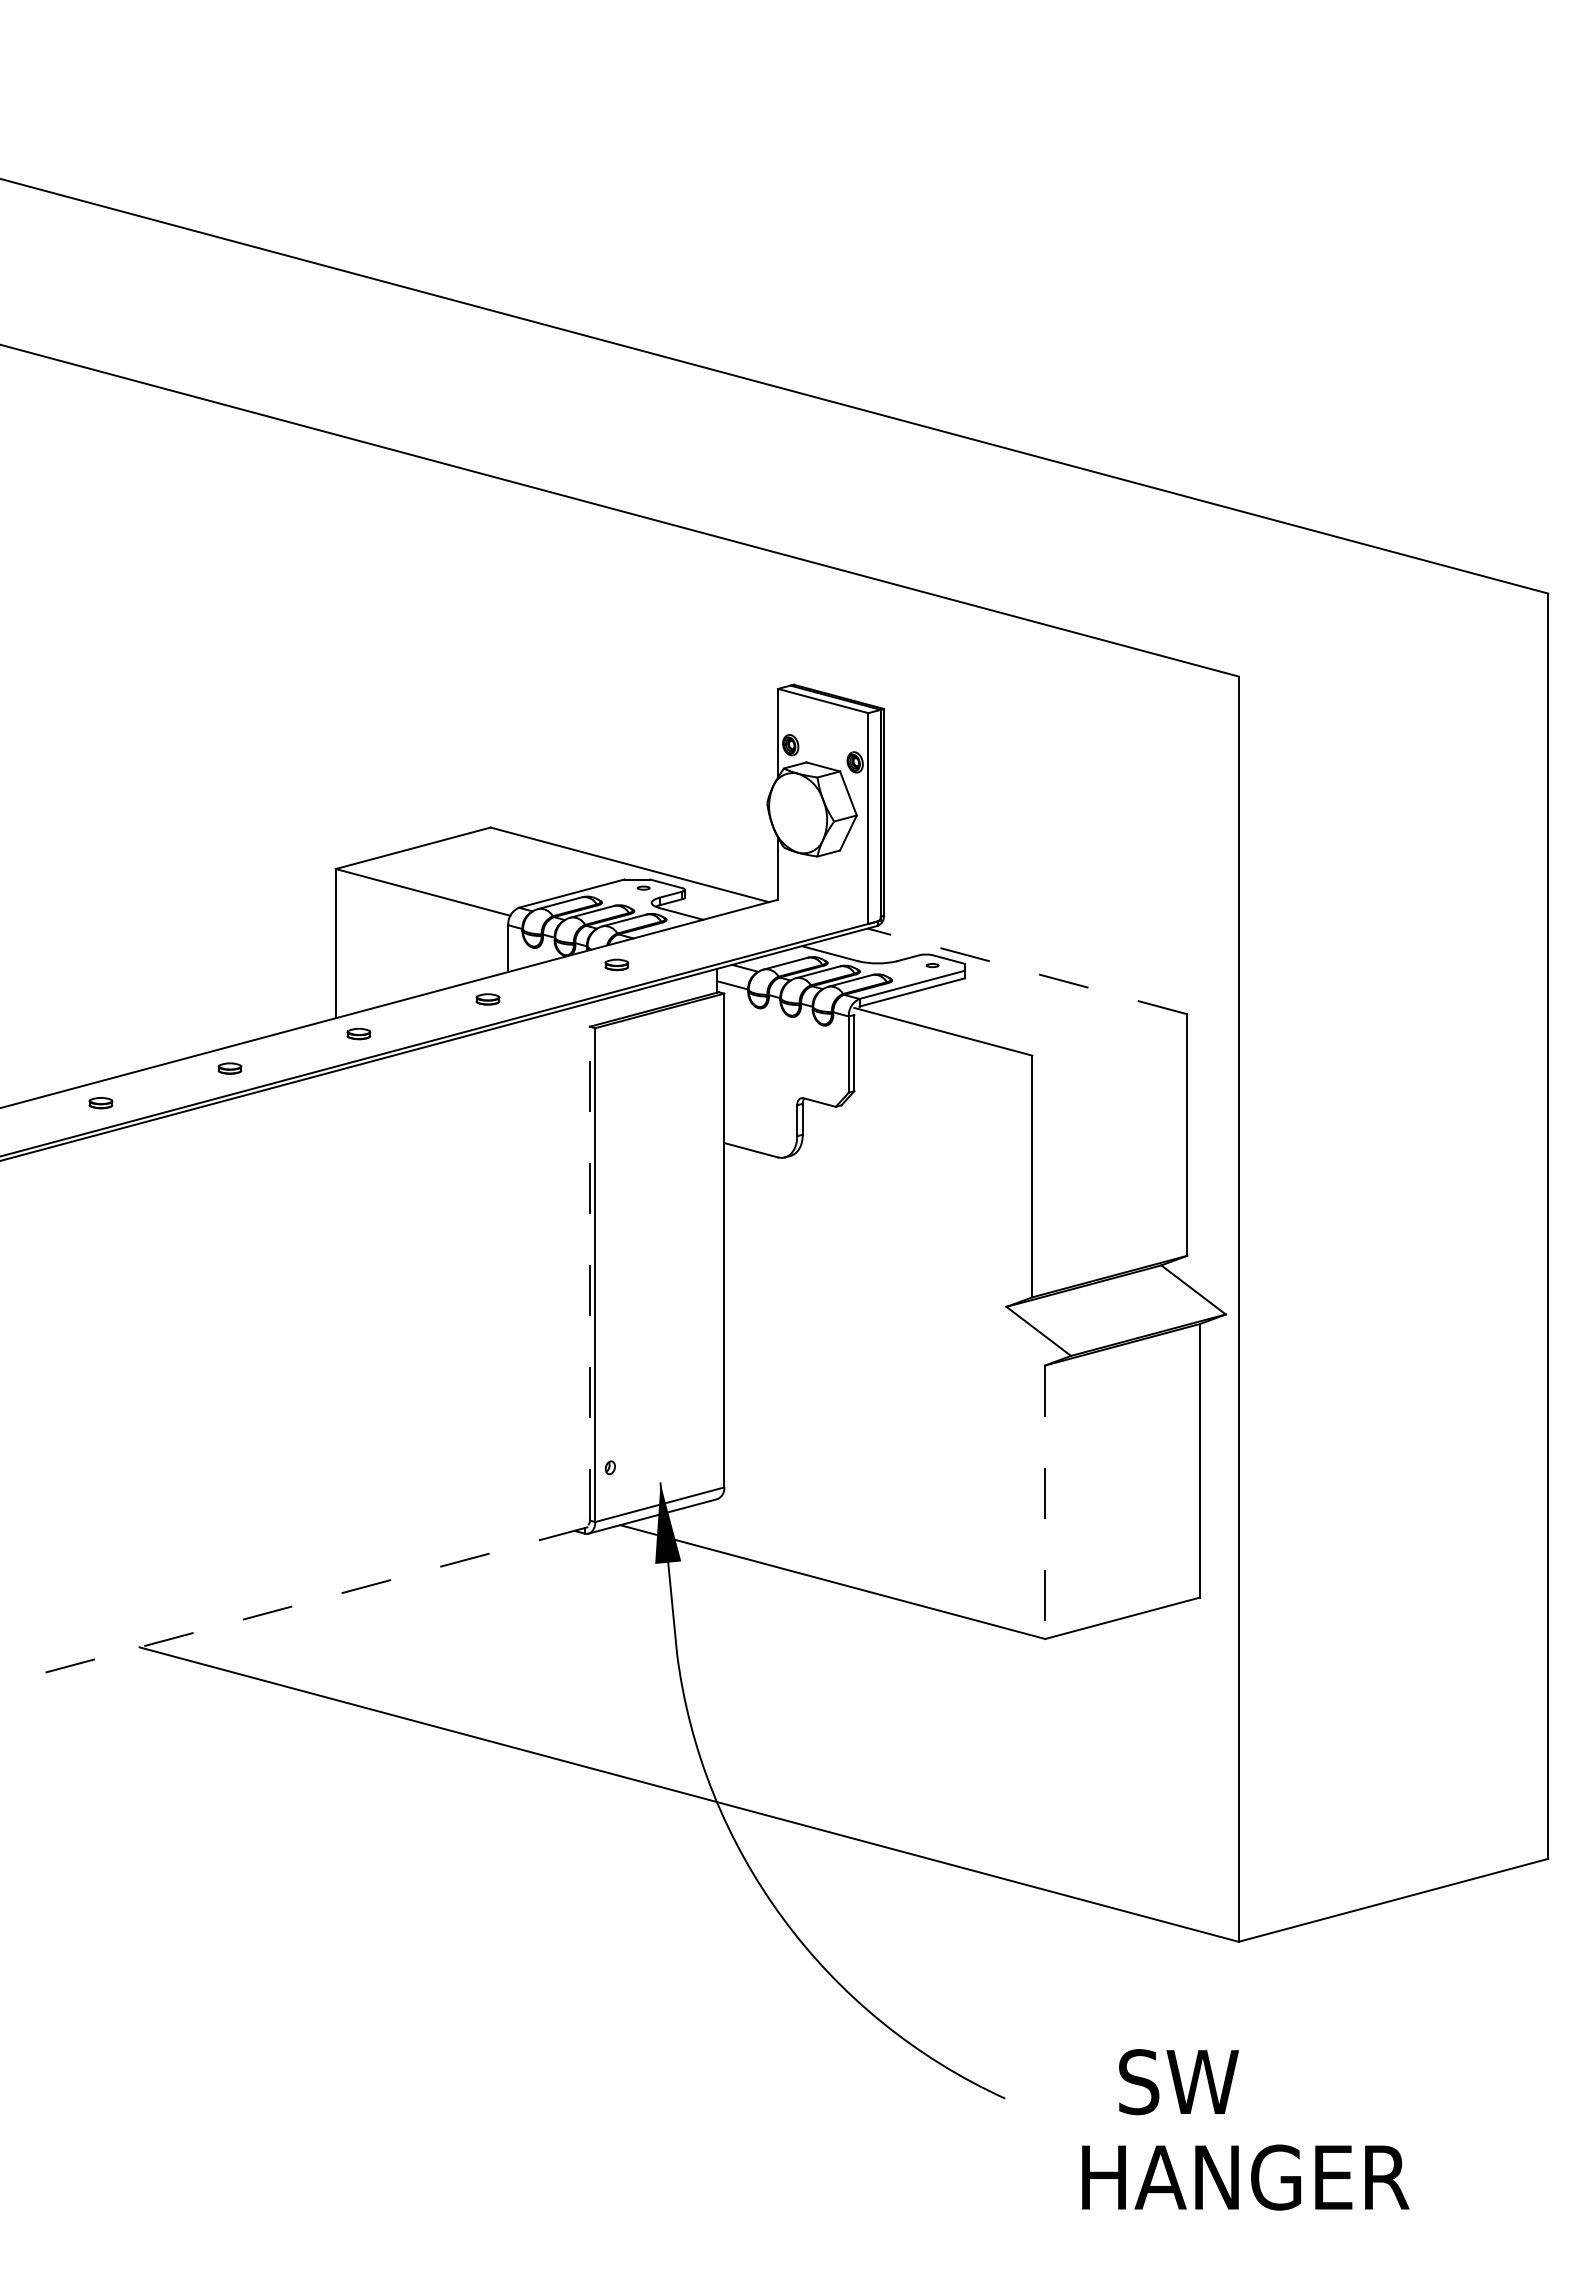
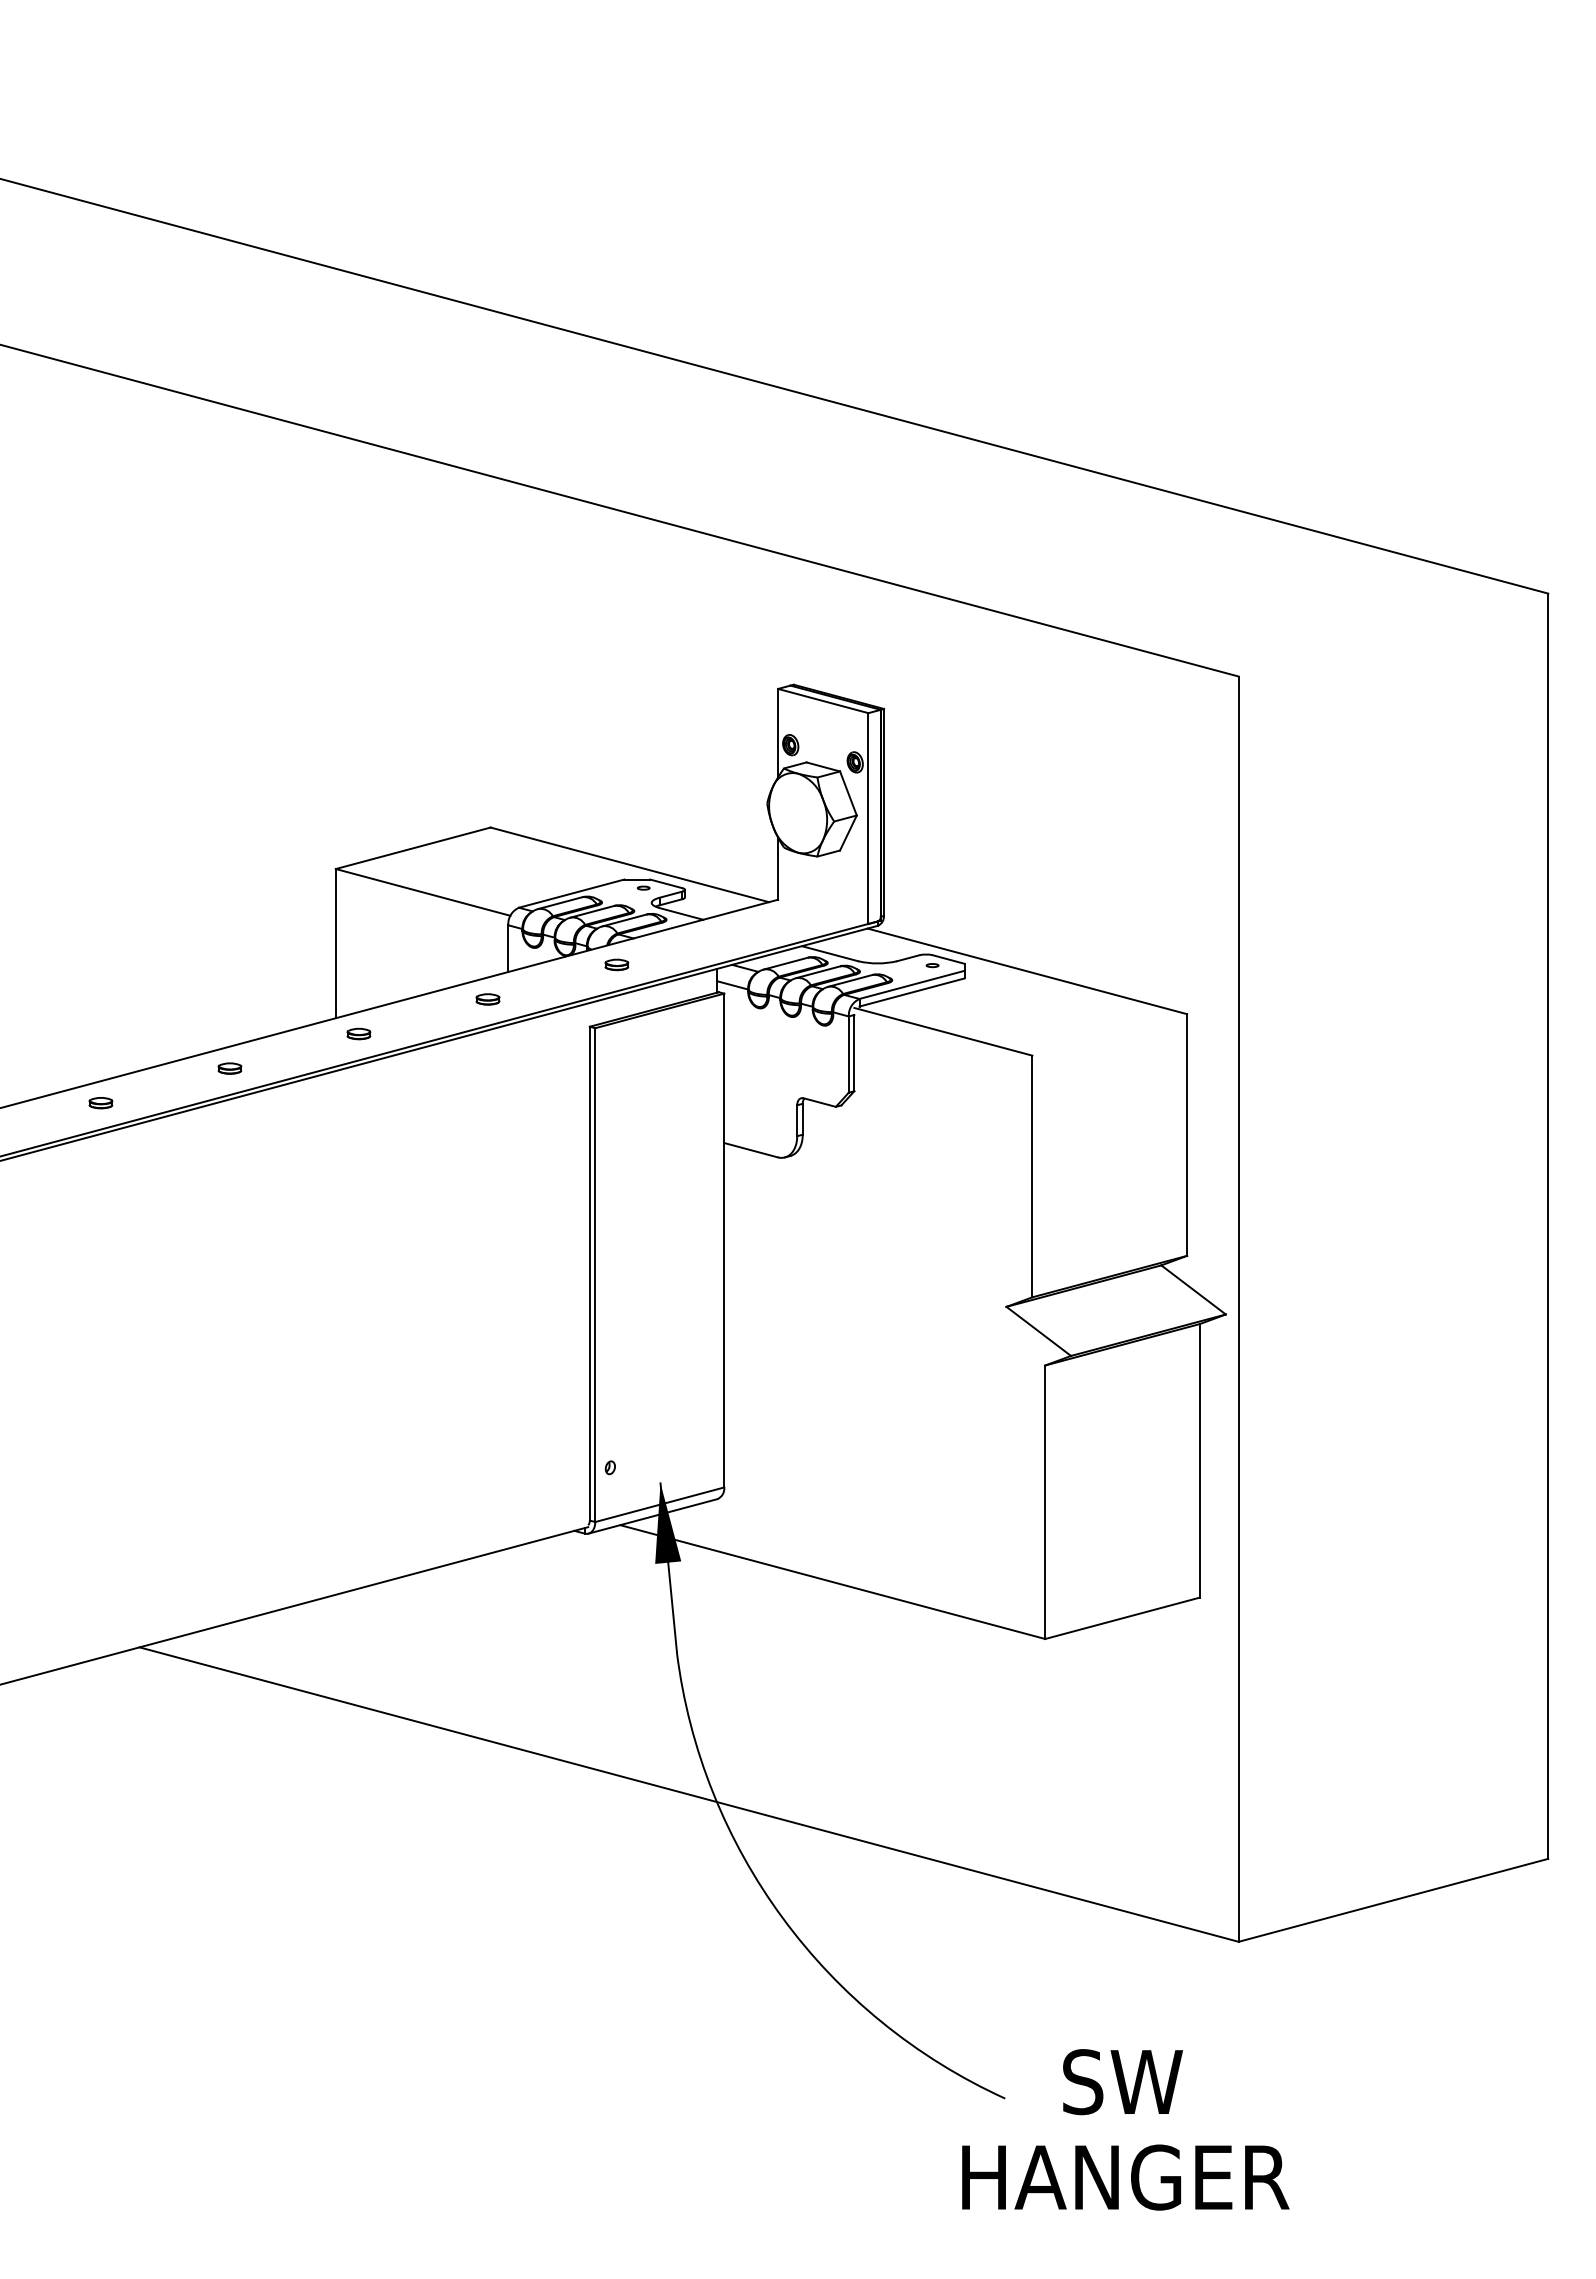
line: dashed -> solid (1026, 971)
line: dashed -> solid (589, 1273)
line: dashed -> solid (1045, 1502)
line: dashed -> solid (293, 1606)
text position: (1178, 2082) -> (1122, 2082) (1122, 2082)
text position: (1245, 2177) -> (1125, 2177) (1125, 2177)
